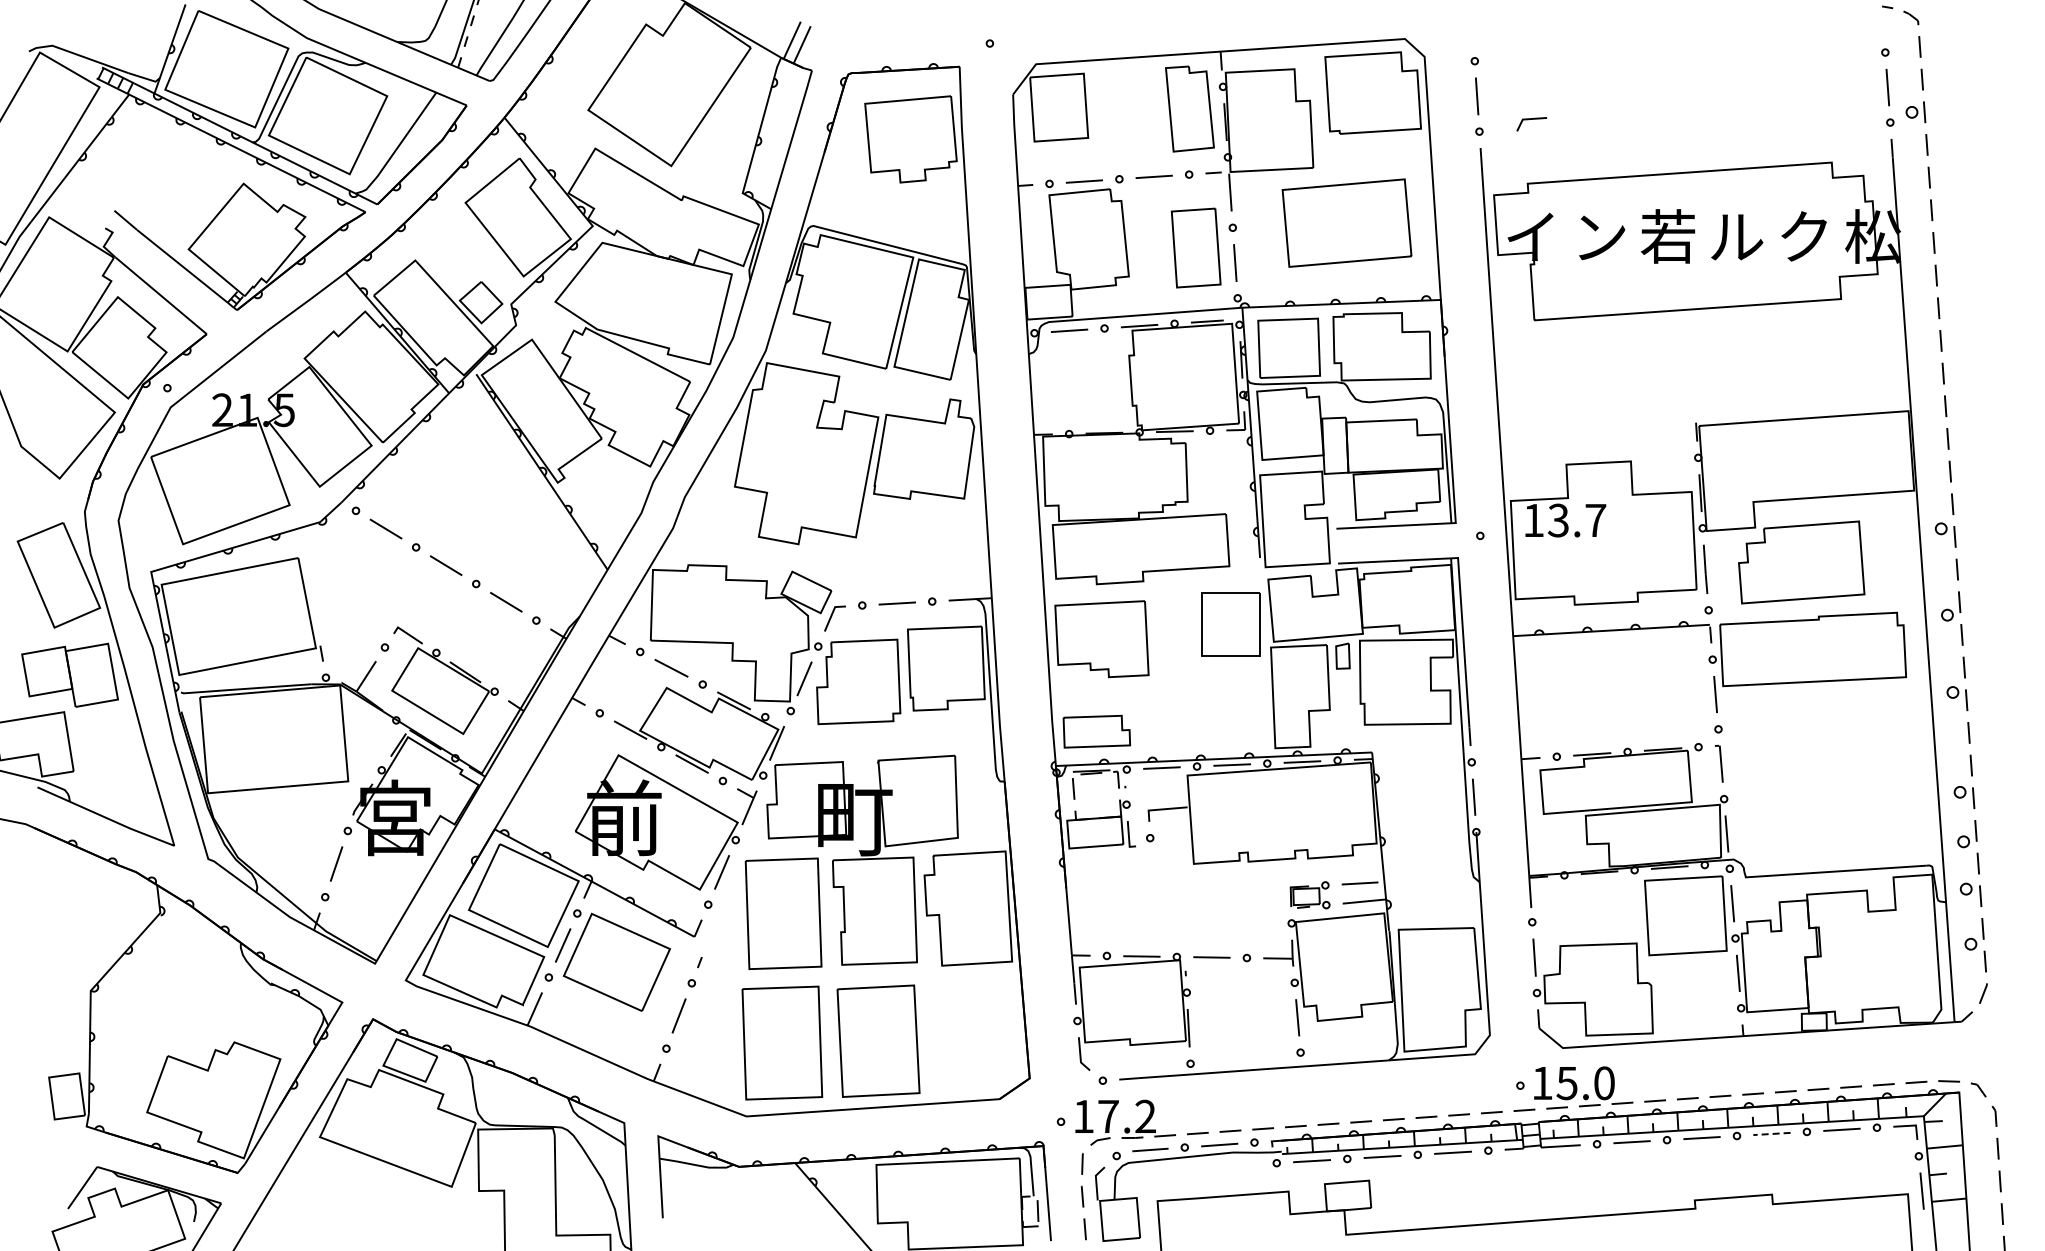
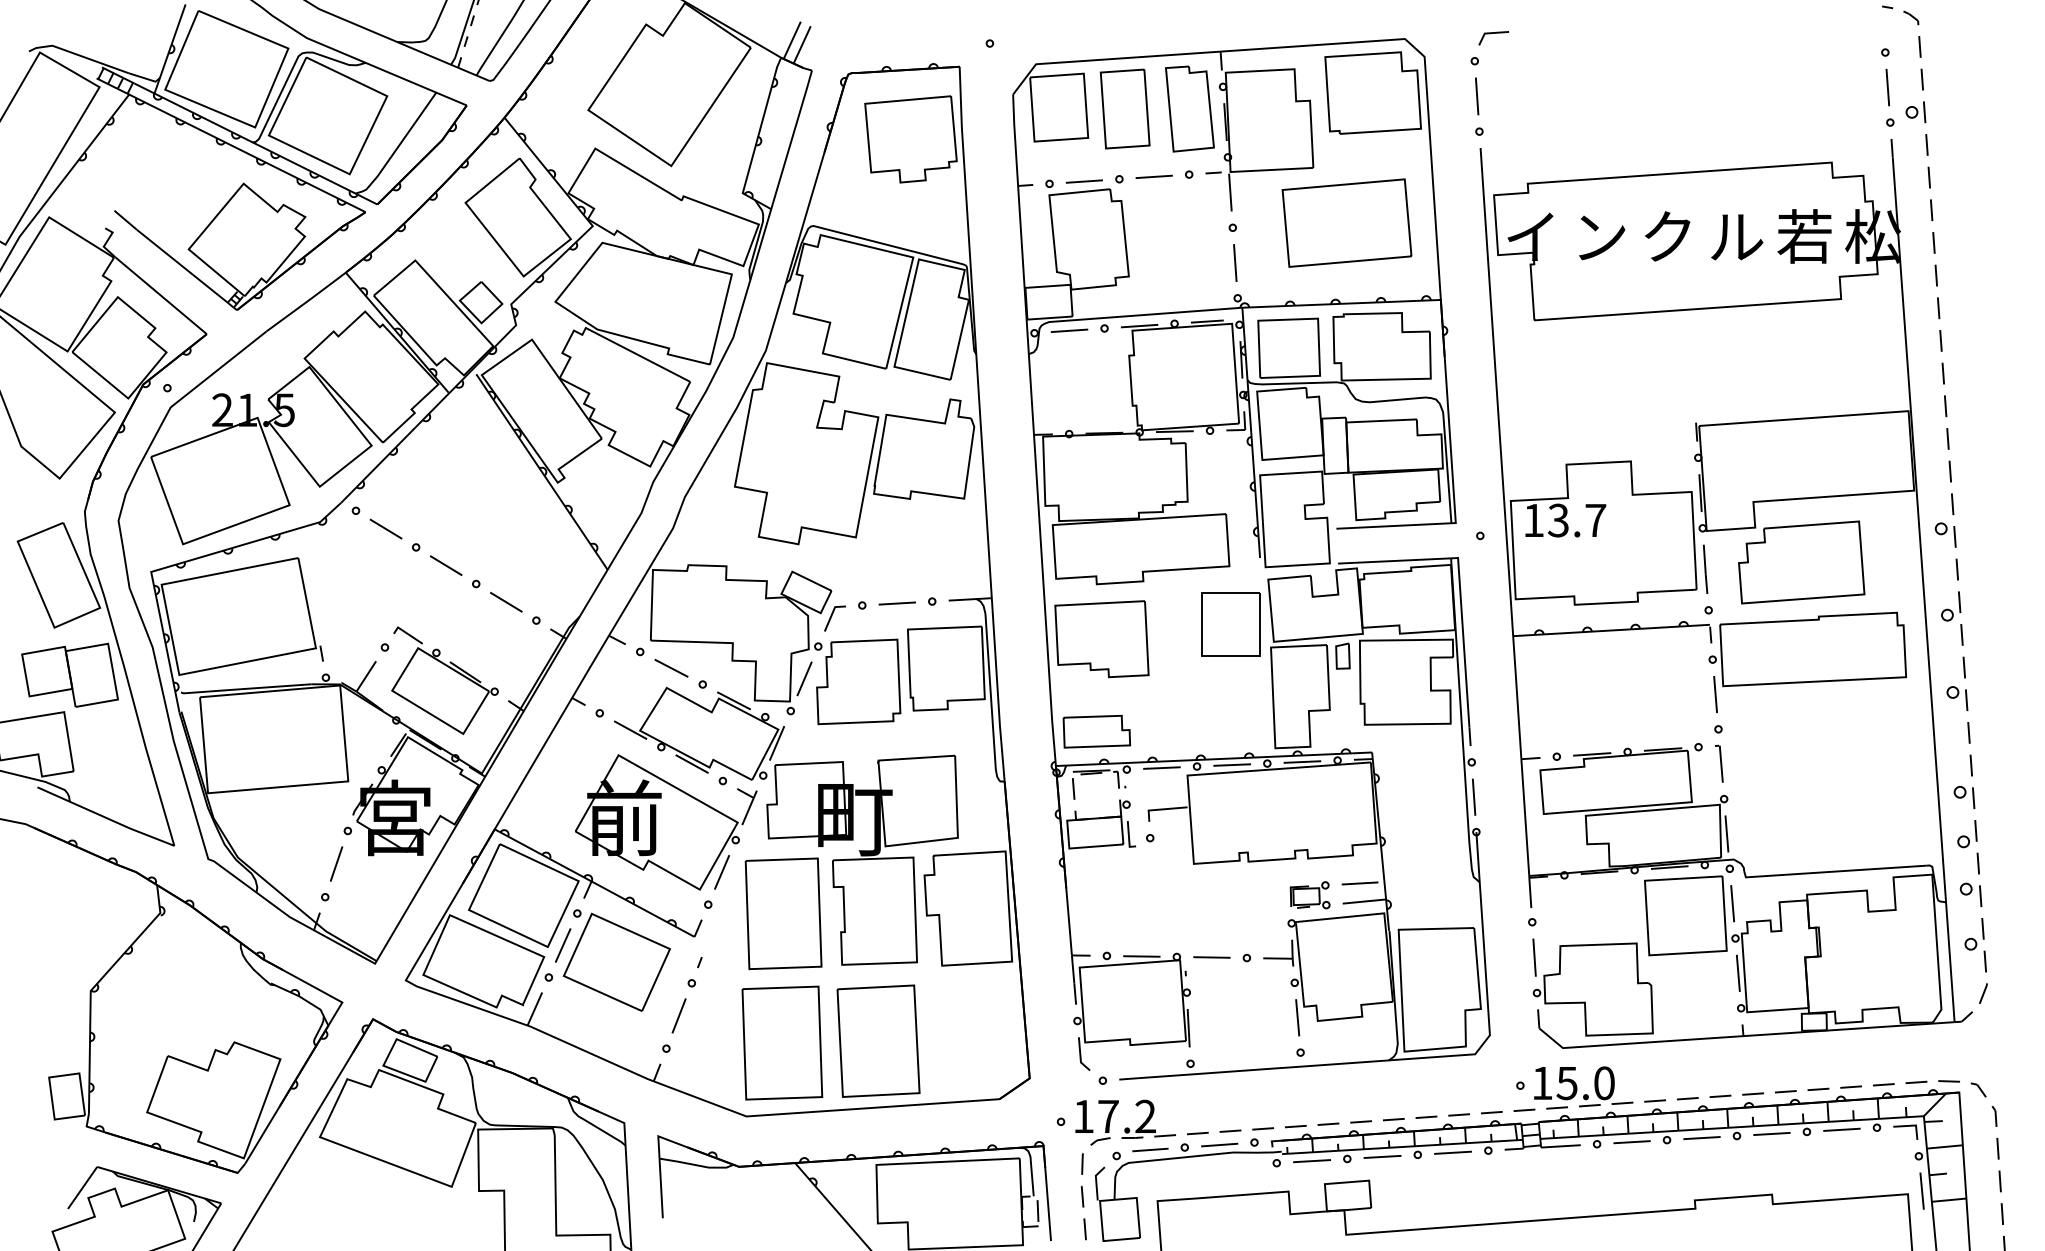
line position: (1531, 119) -> (1493, 33) (1493, 33)
text: 若 -> ク (1667, 236)
text: ク -> 若 (1804, 236)
part position: (1195, 247) -> (1124, 108) (1124, 108)
line: dashed -> solid (1771, 1133)
